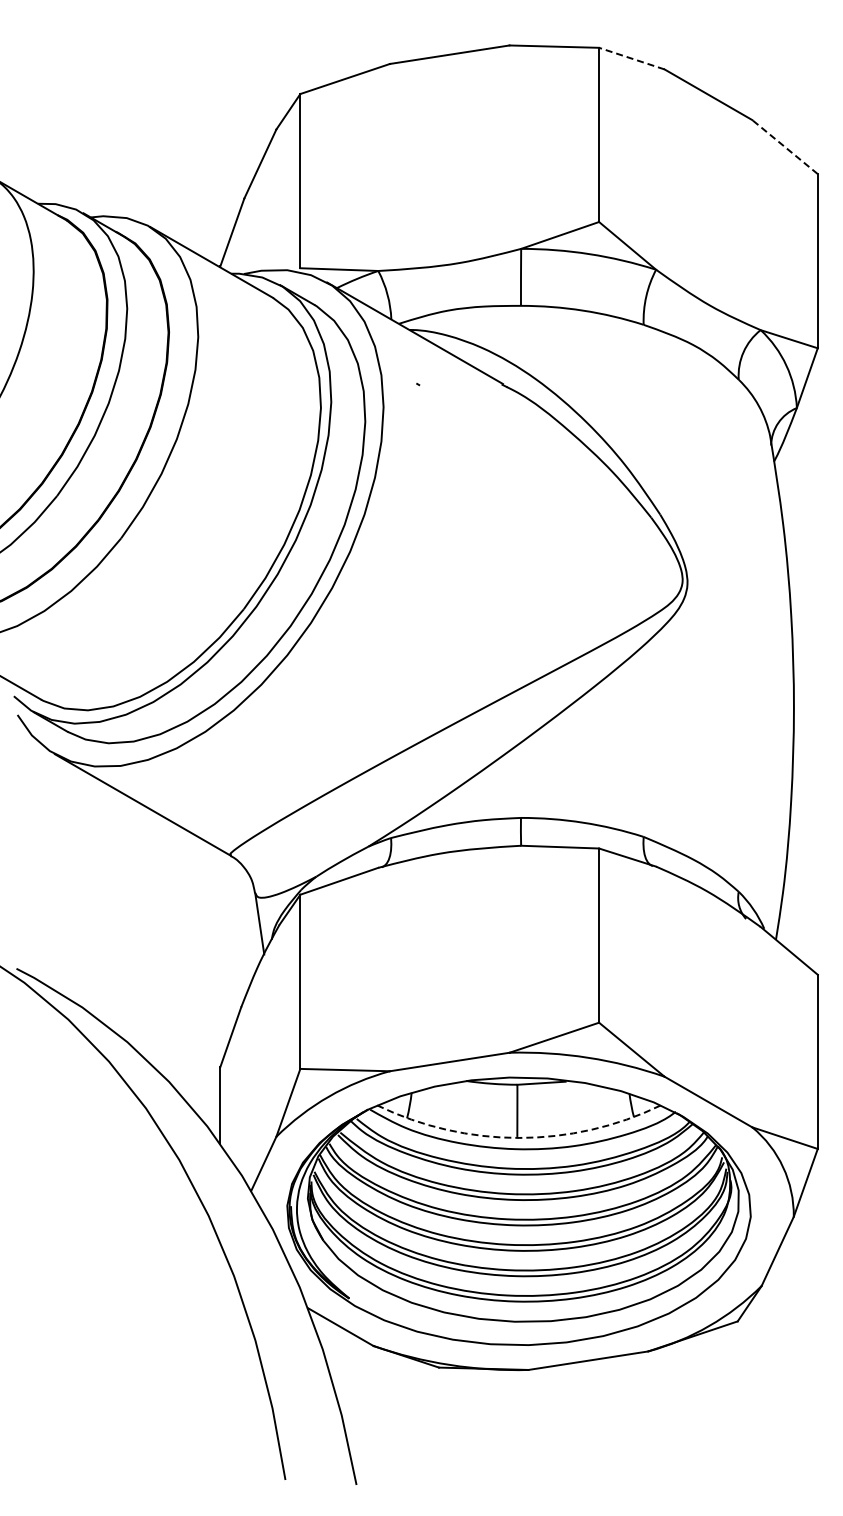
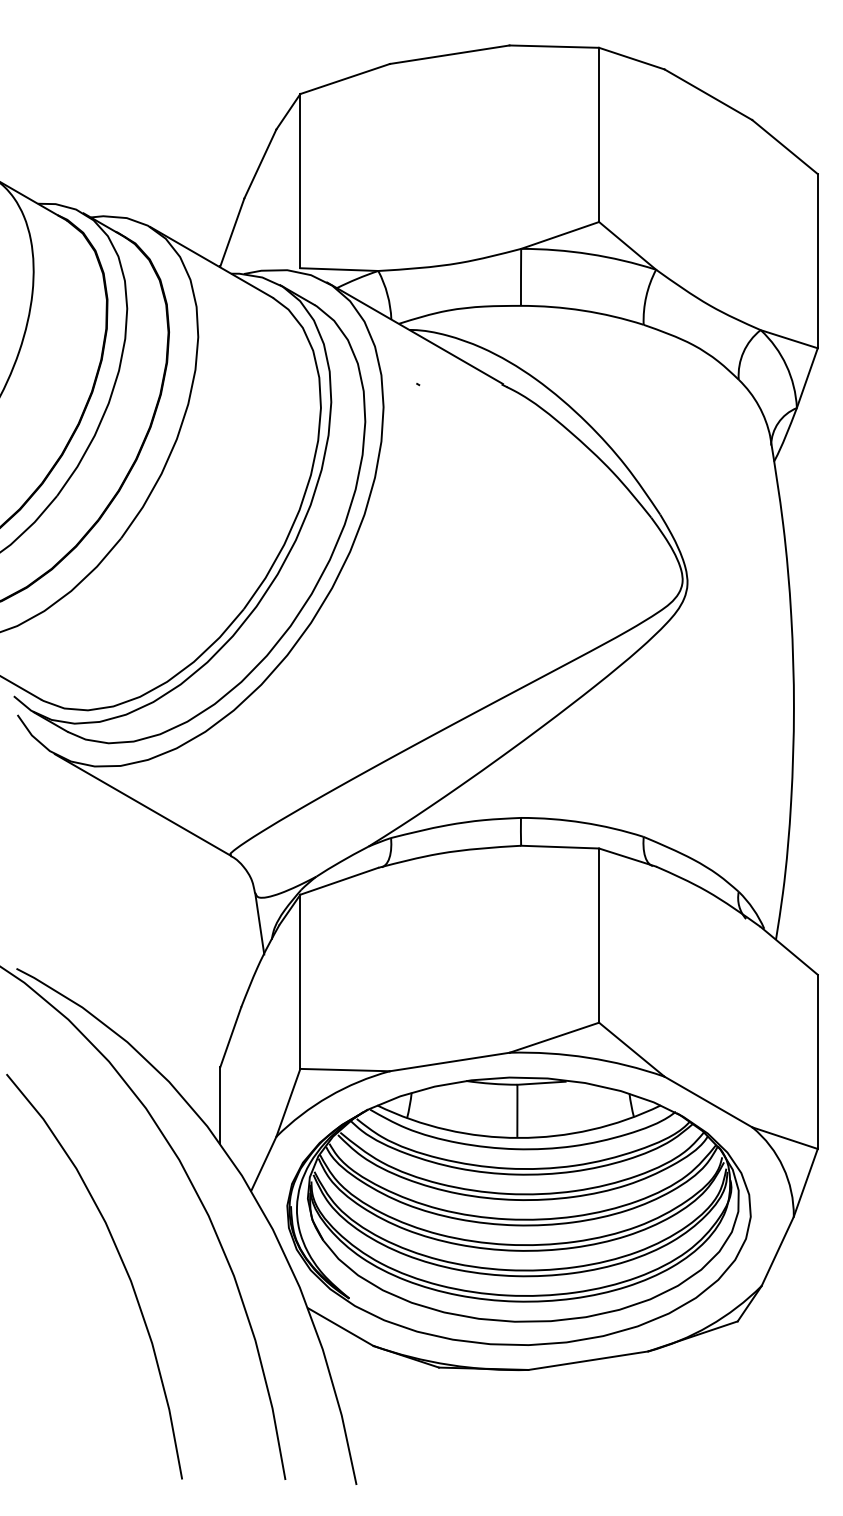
line: dashed -> solid (631, 58)
line: dashed -> solid (784, 146)
arc: dashed -> solid (519, 1137)
curve: none -> present (121, 1262)
